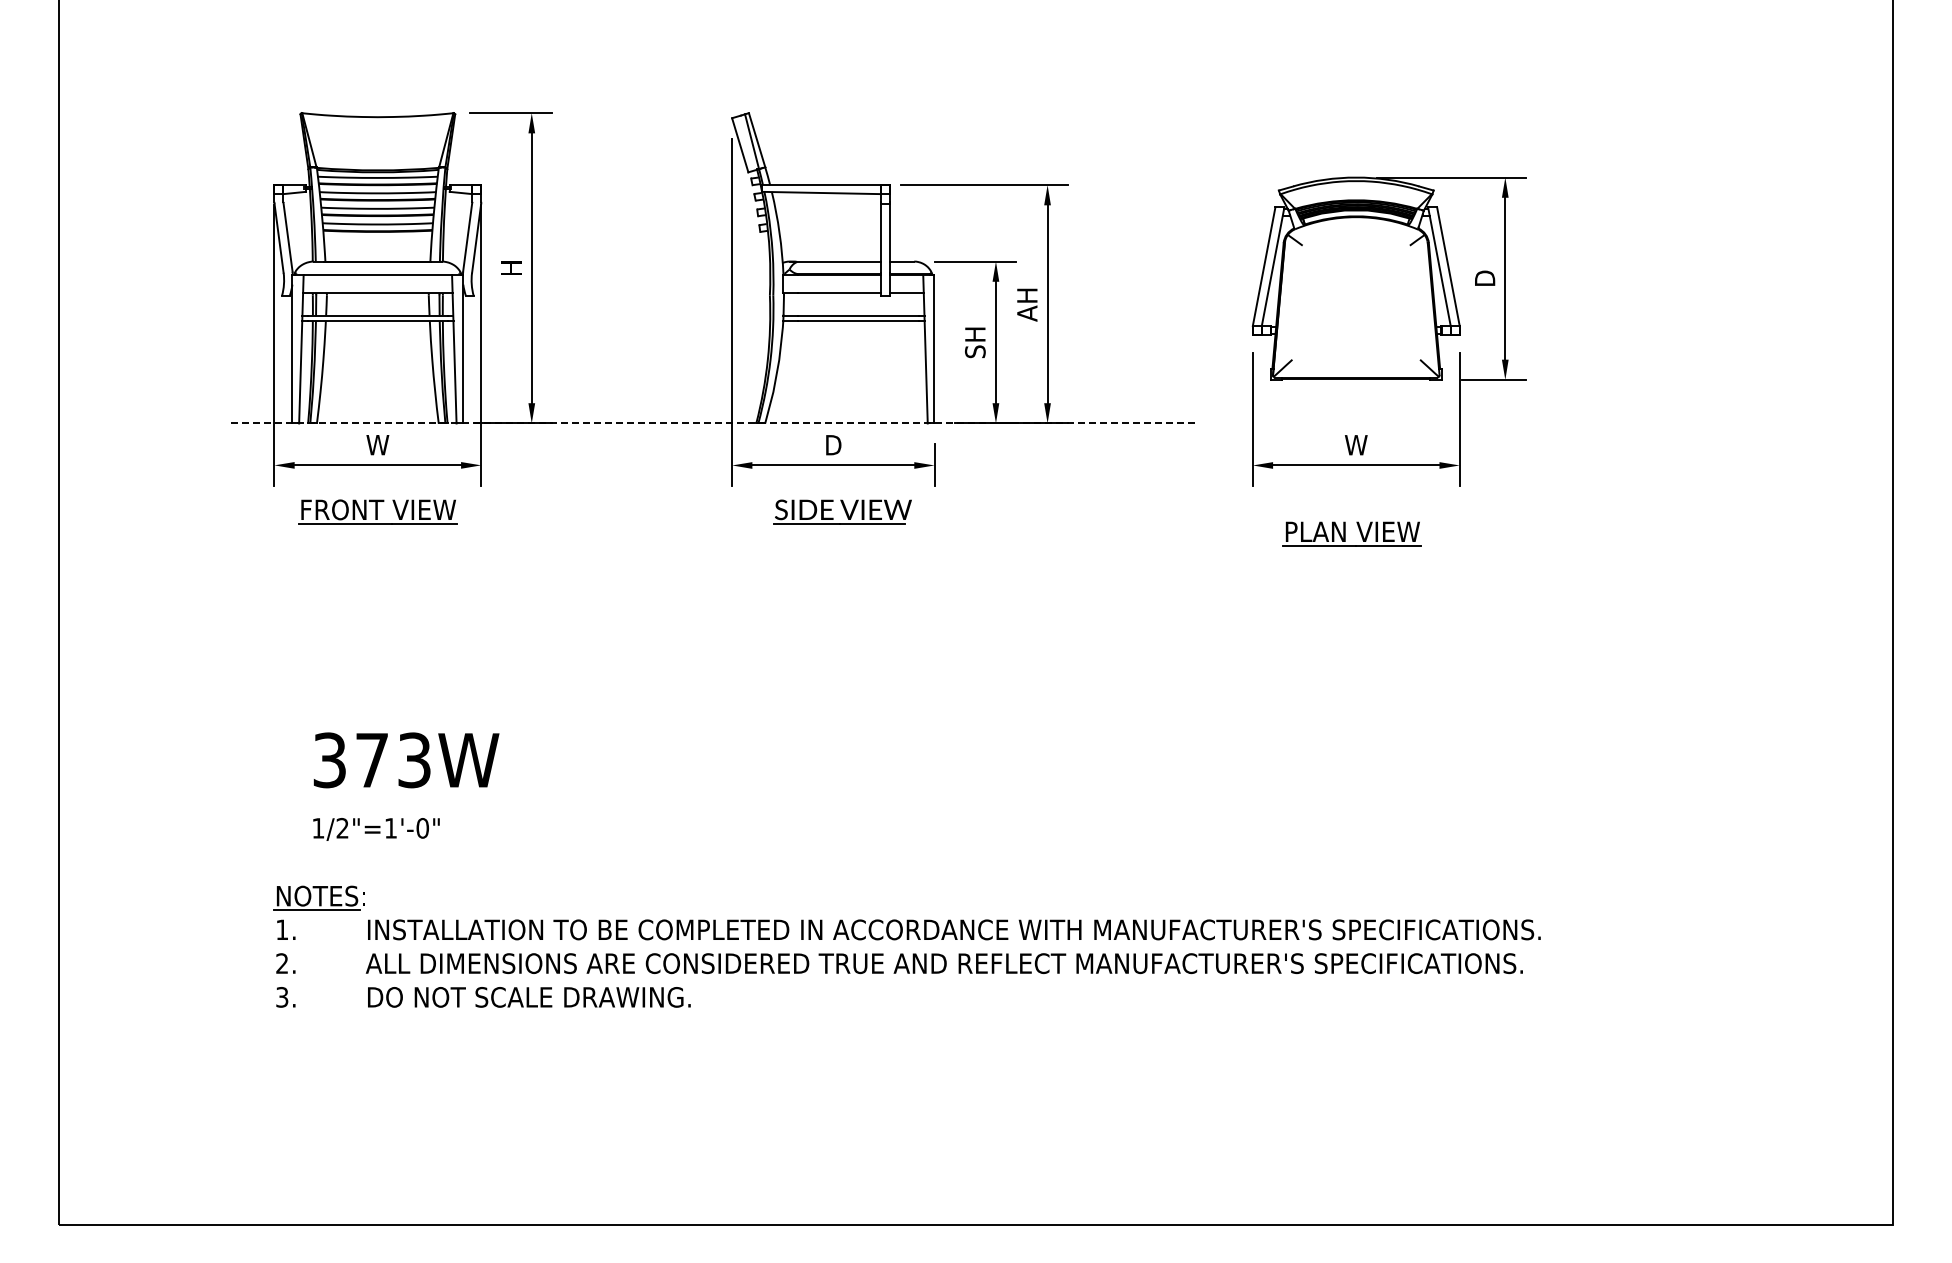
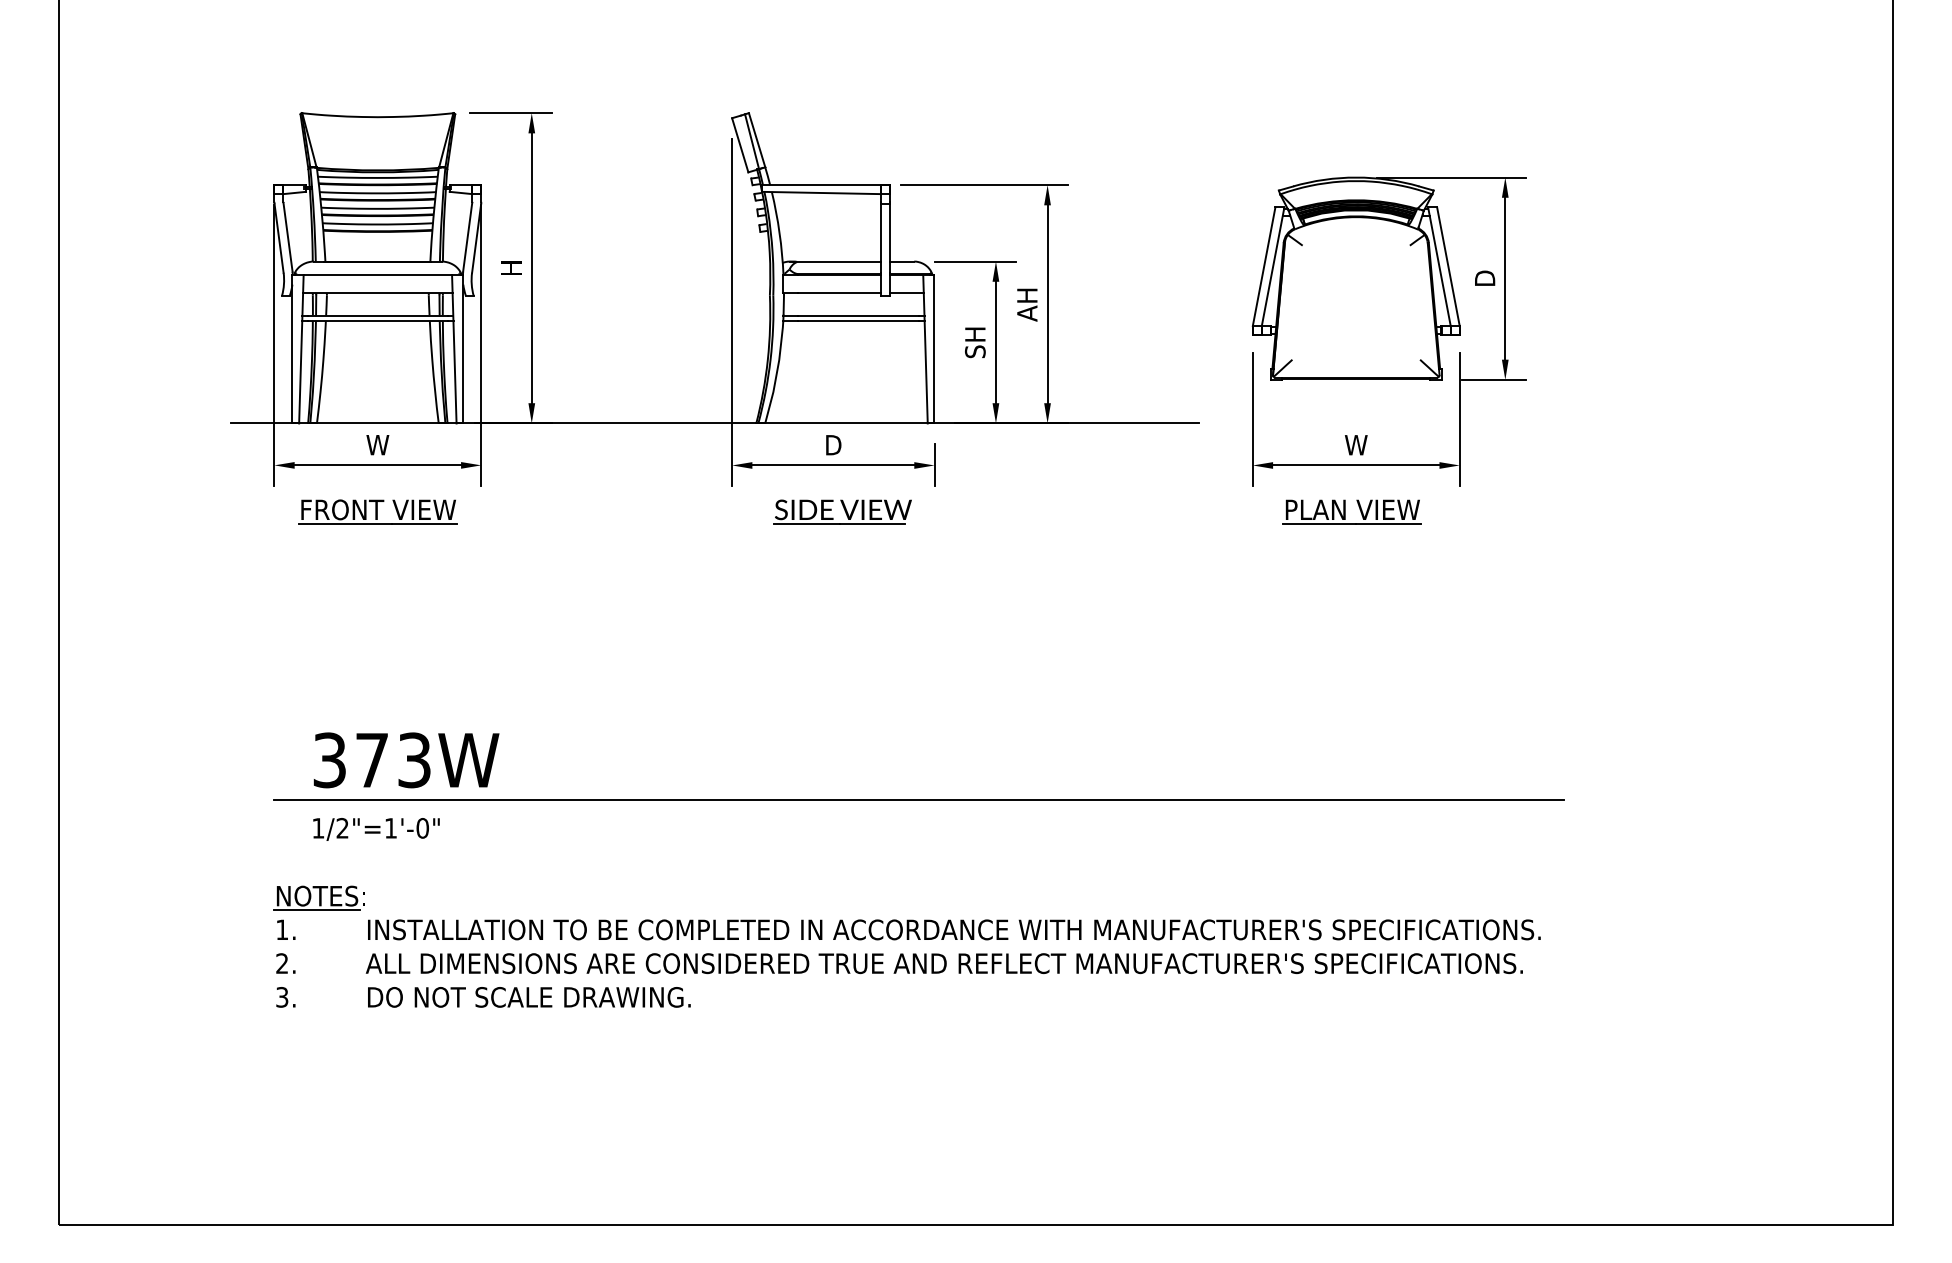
line: dashed -> solid (715, 423)
part position: (1351, 533) -> (1351, 511) (1351, 511)
line: none -> present (918, 799)
